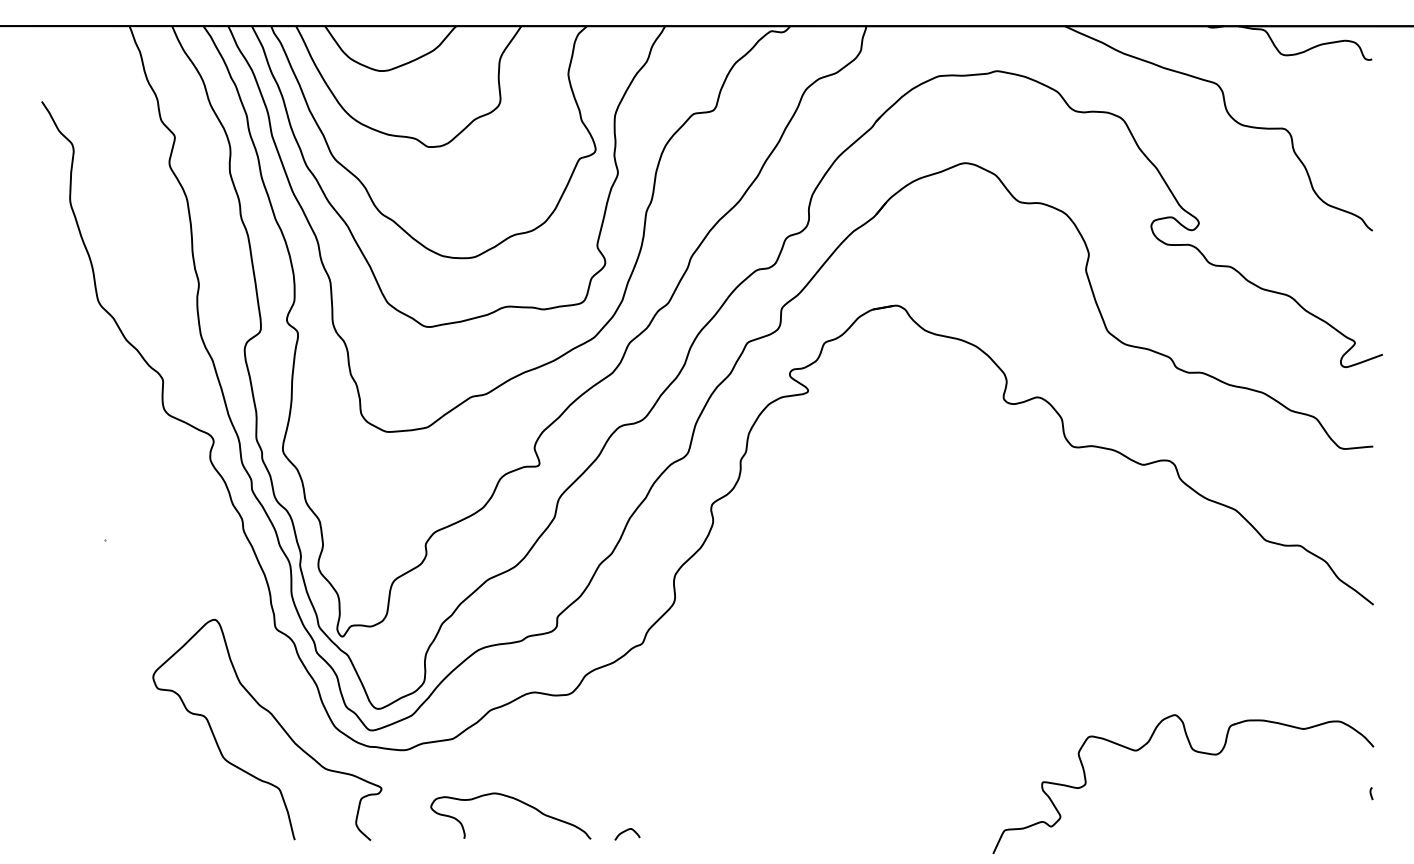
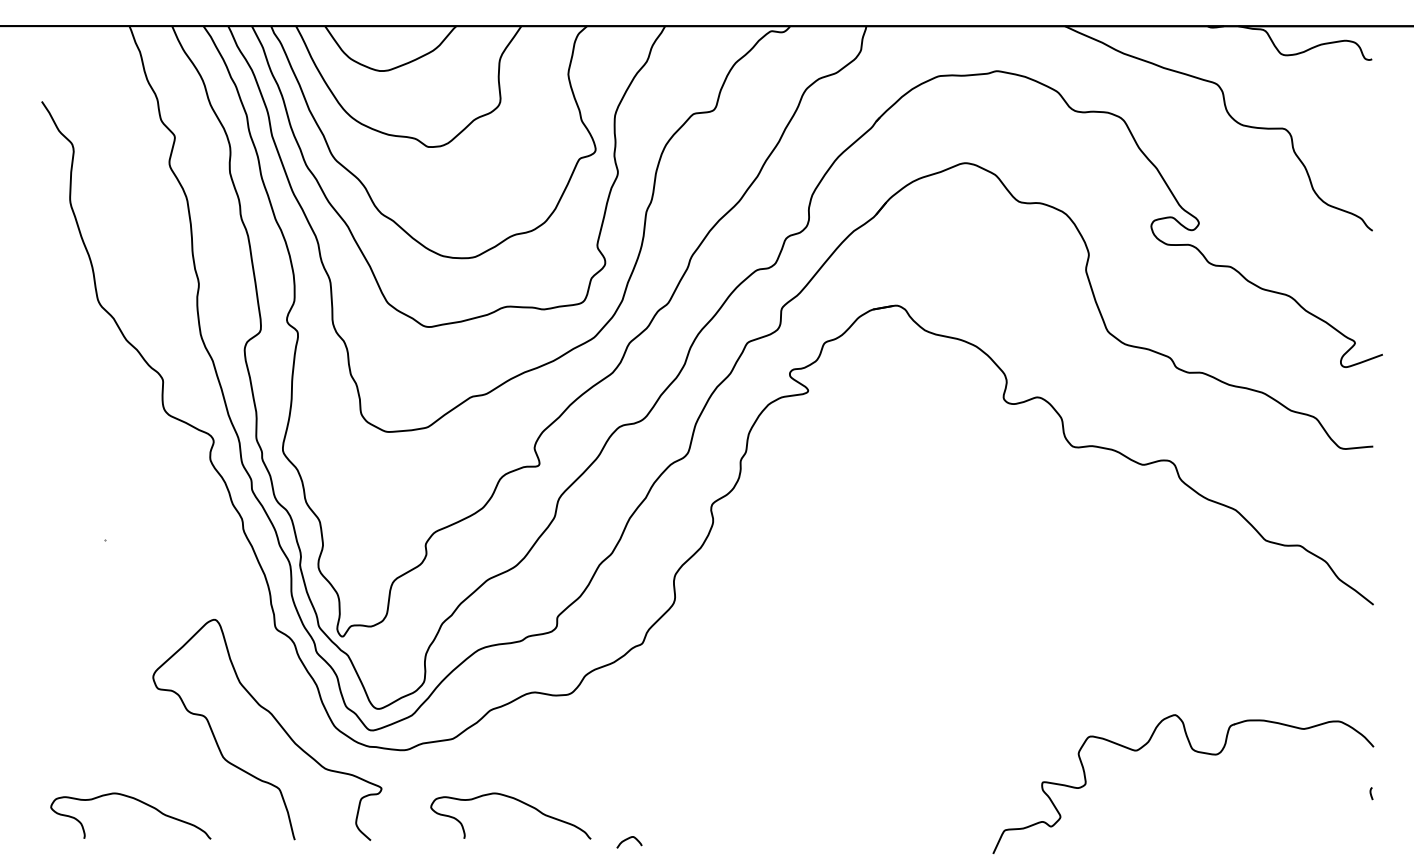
curve: none -> present (138, 801)
curve position: (626, 831) -> (628, 839) (628, 839)
